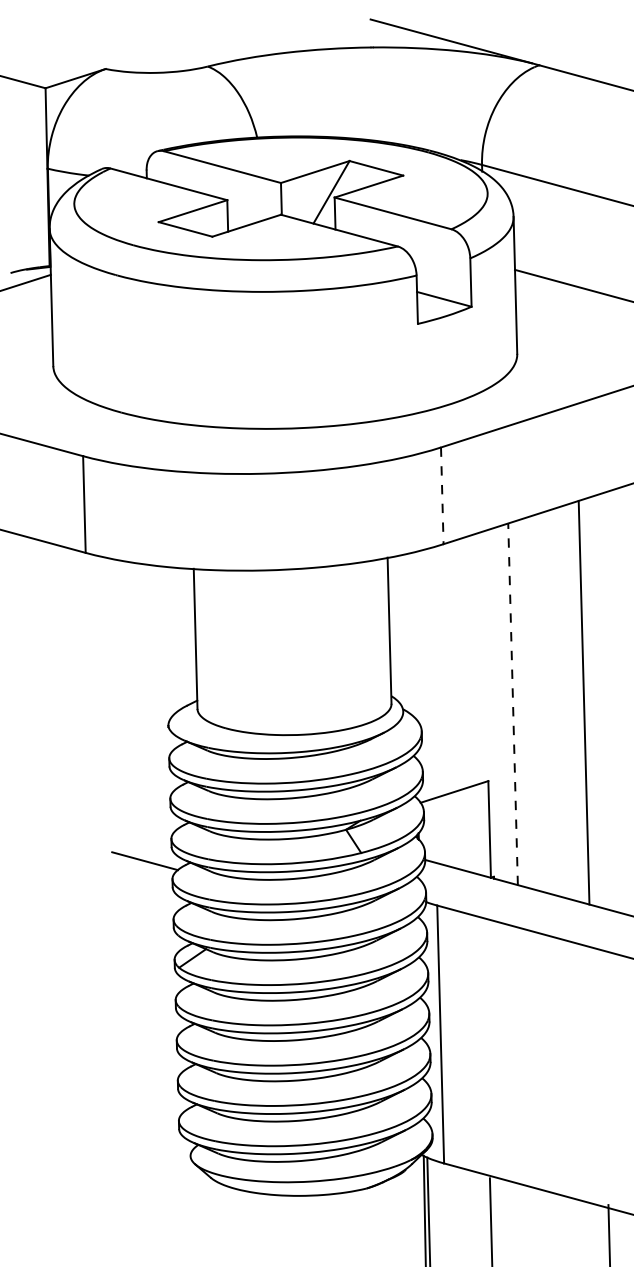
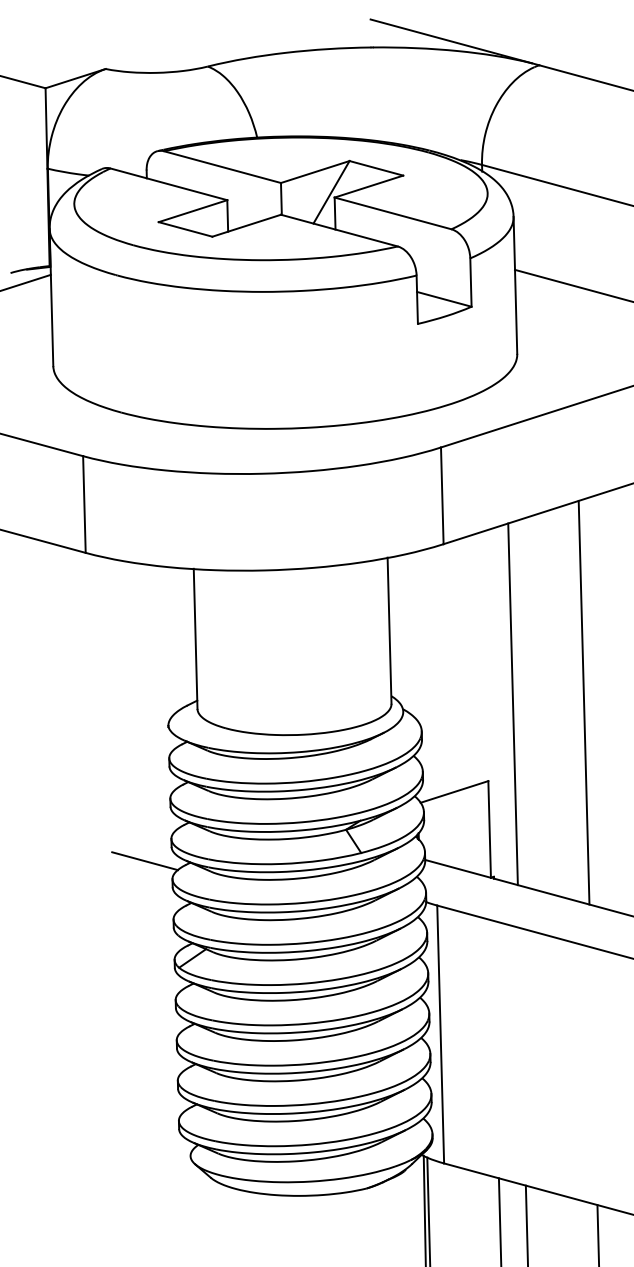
line: dashed -> solid (442, 496)
line: dashed -> solid (513, 704)
line position: (490, 1220) -> (499, 1220) (499, 1220)
line: none -> present (526, 1224)
line position: (609, 1234) -> (598, 1234) (598, 1234)
